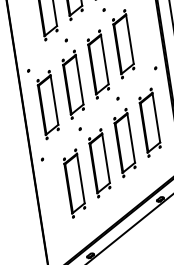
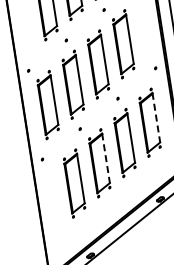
line: solid -> dashed (156, 118)
line: solid -> dashed (106, 158)
